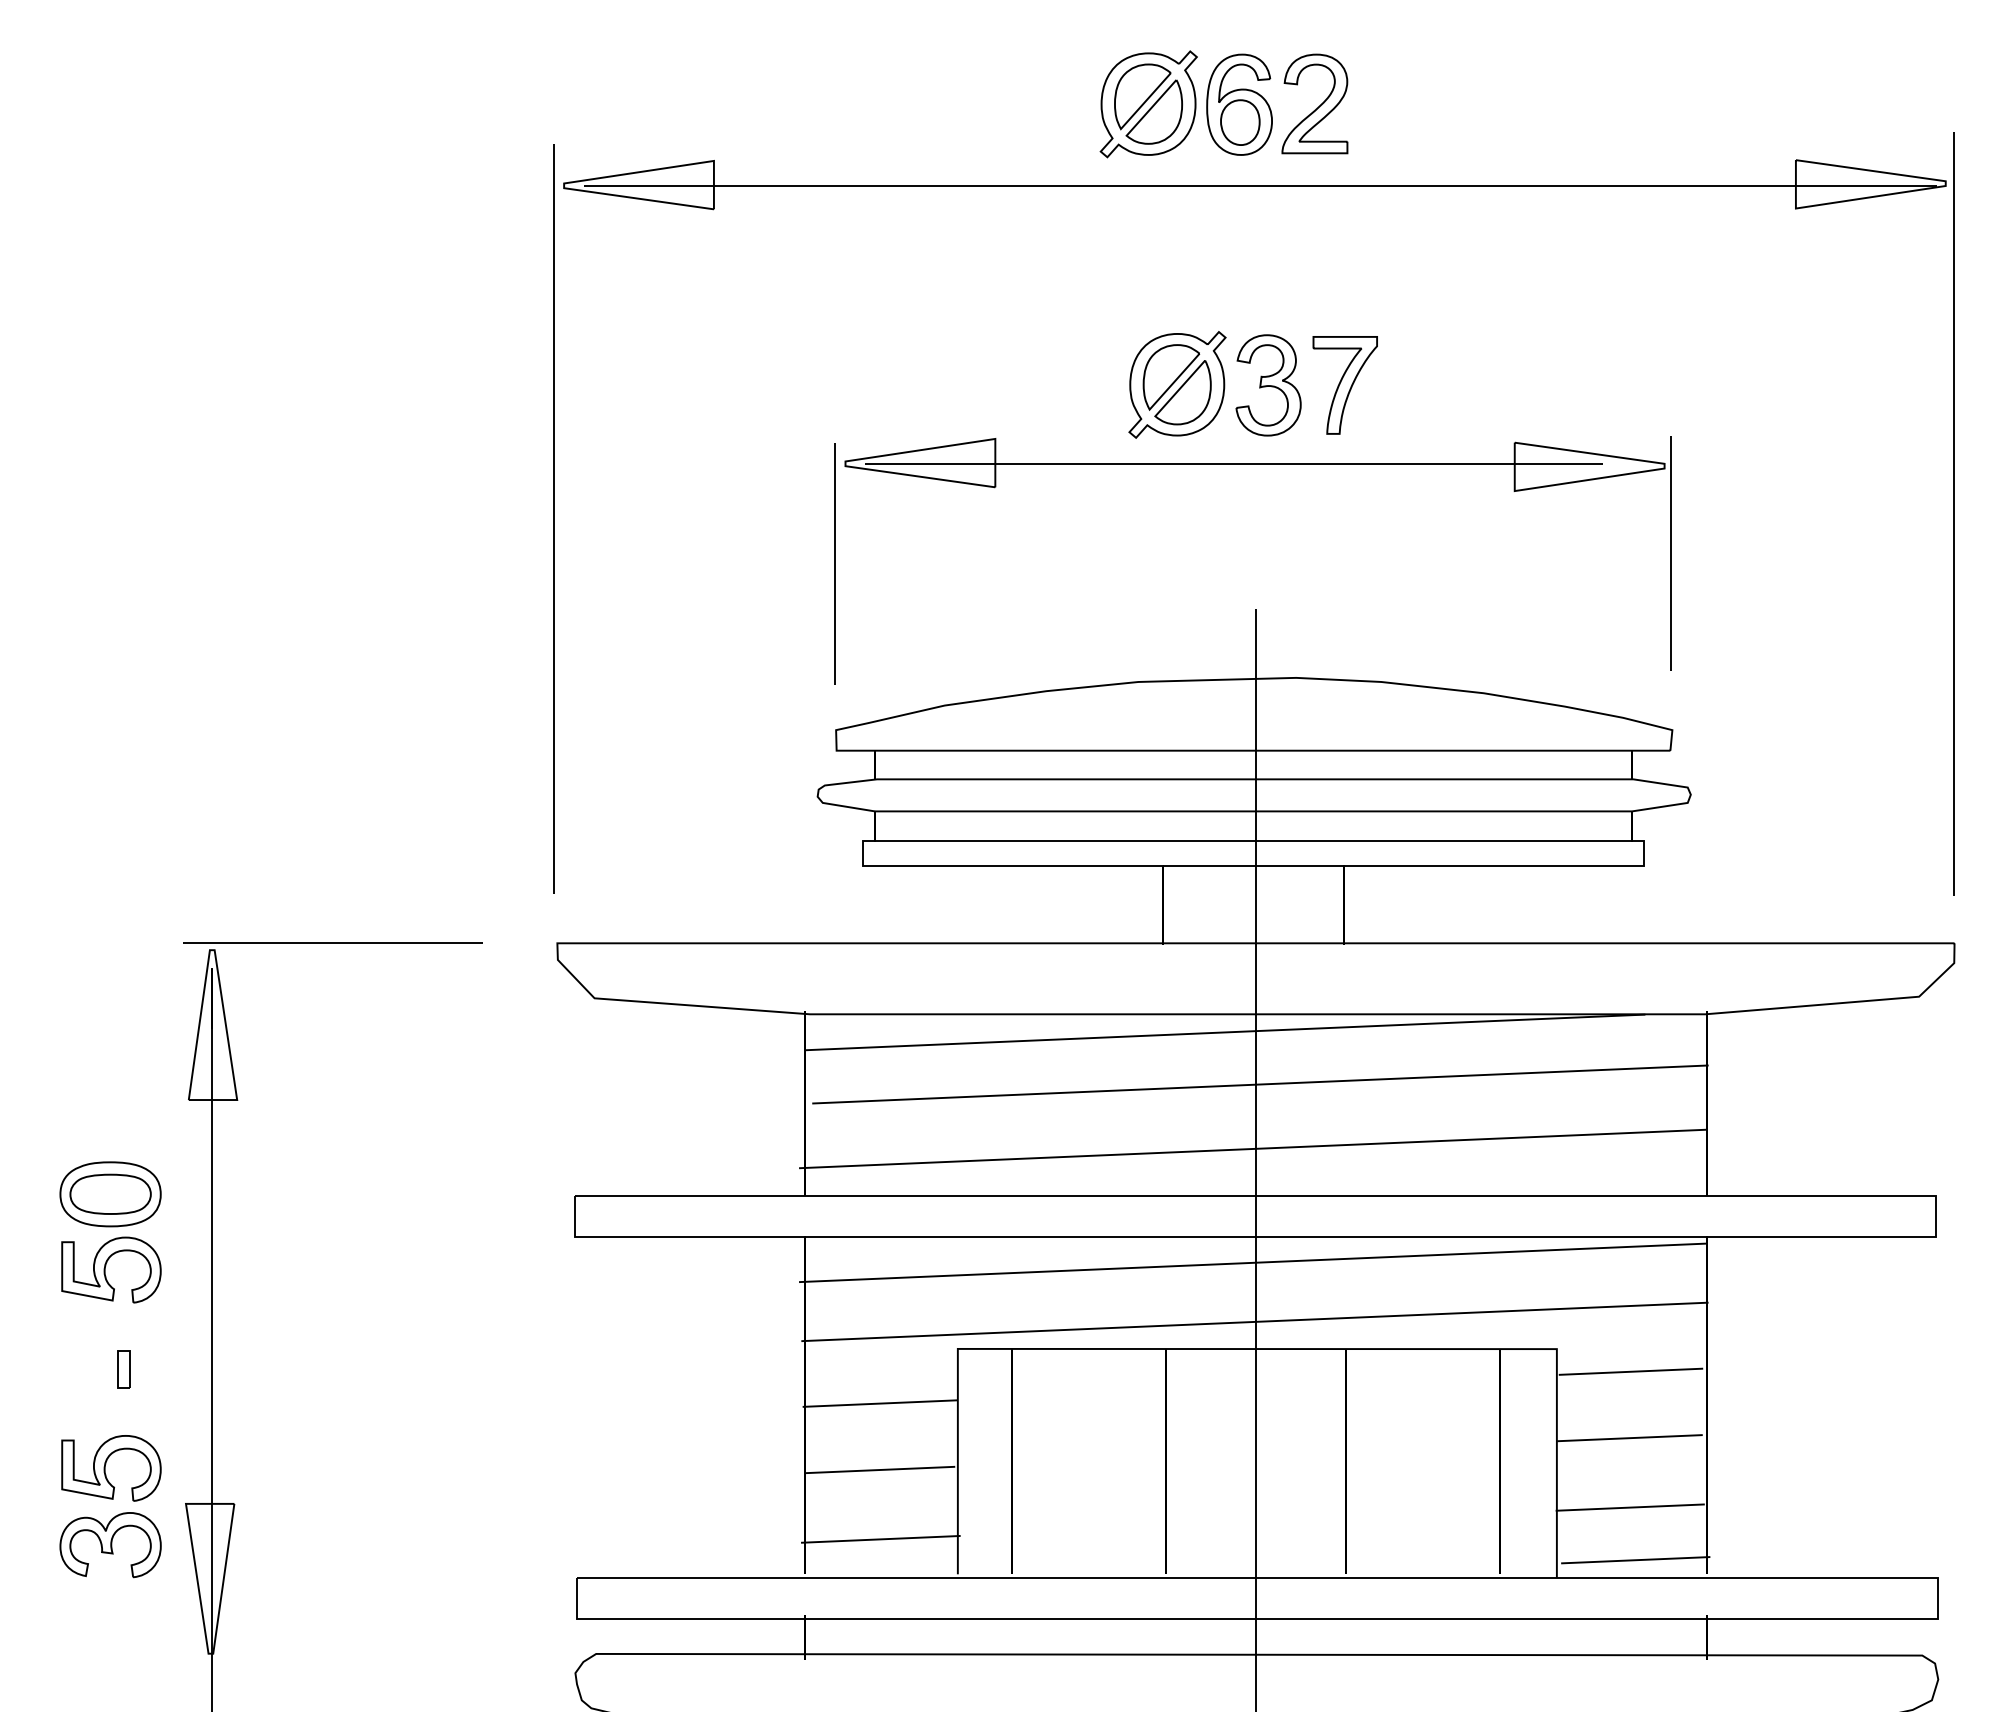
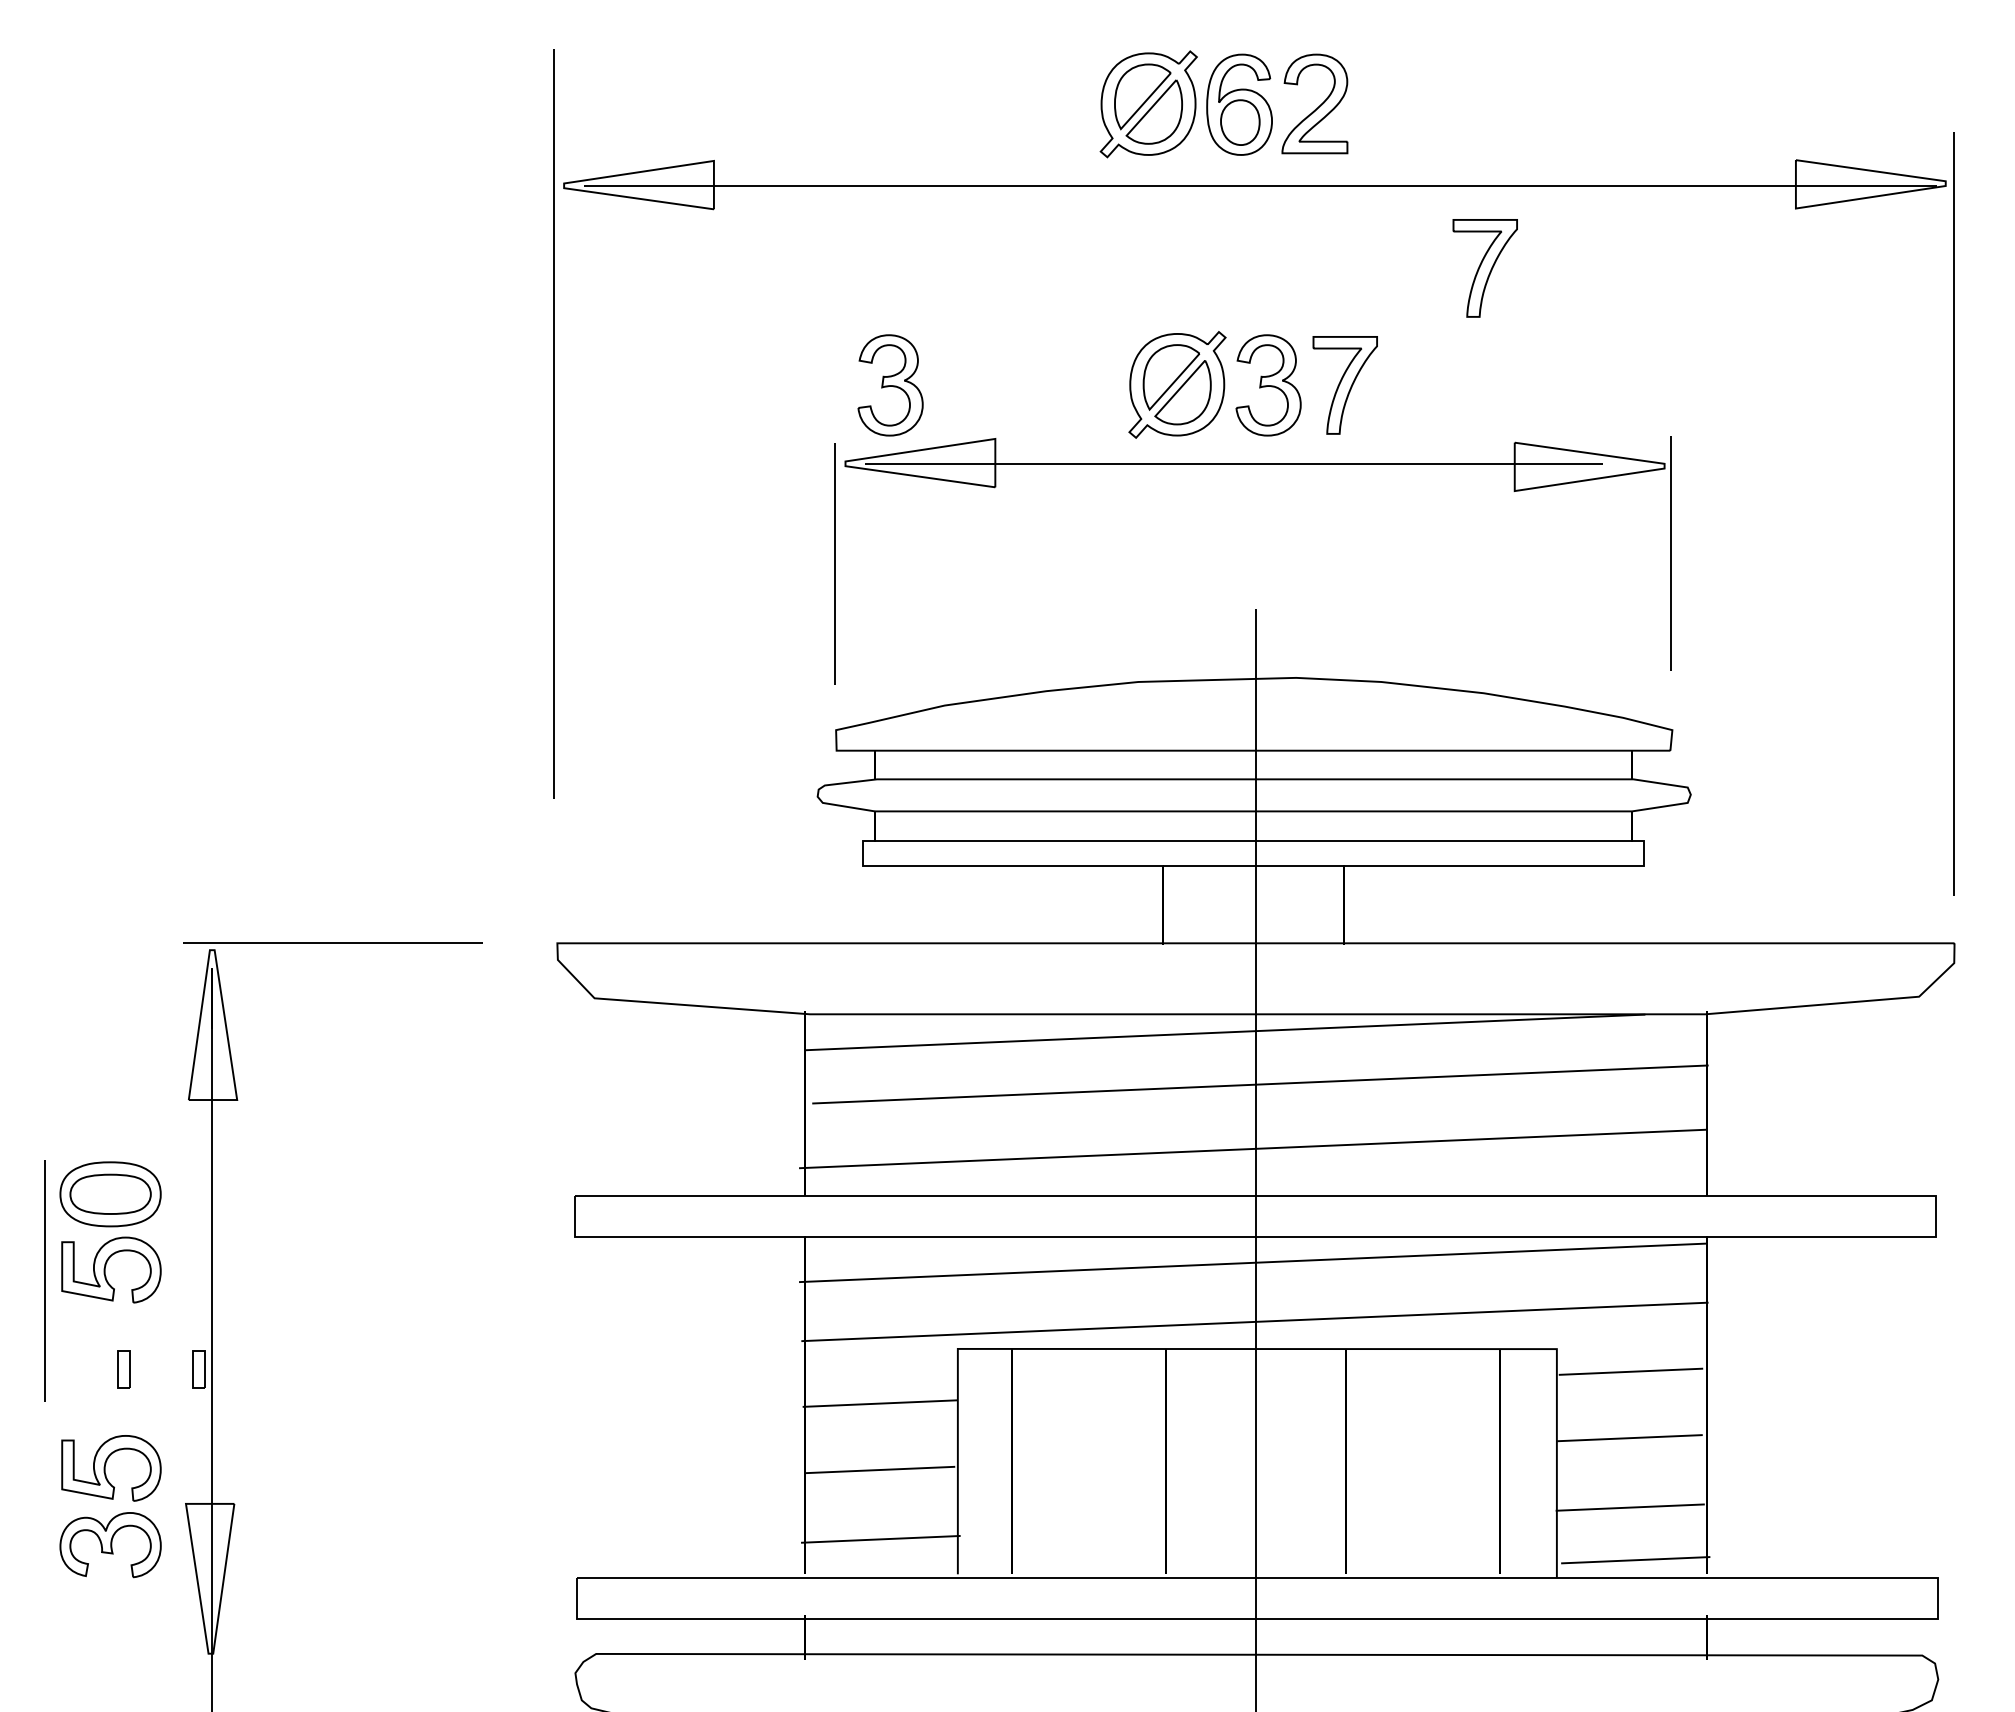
part: none -> present (1484, 268)
part: none -> present (890, 385)
line position: (553, 518) -> (553, 423) (553, 423)
line: none -> present (44, 1280)
part: none -> present (198, 1369)
